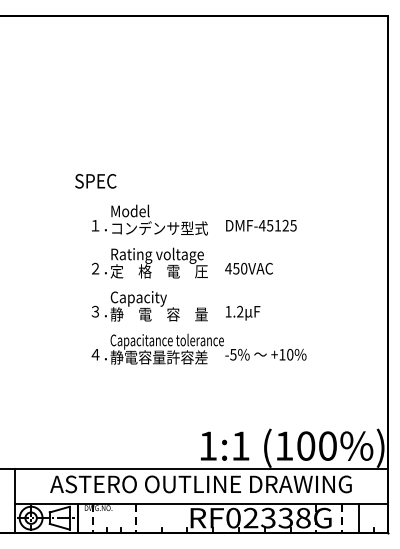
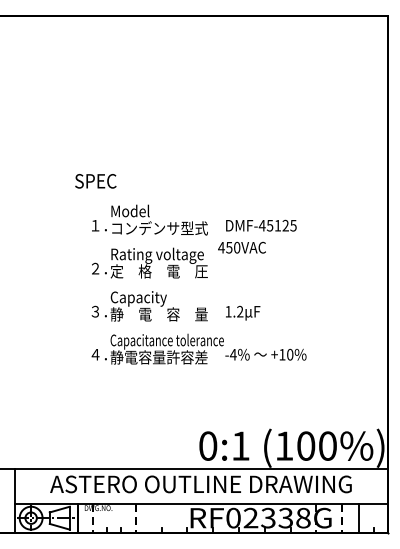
text position: (248, 268) -> (241, 247) (241, 247)
text: -5% -> -4% (232, 354)
text: 1:1 -> 0:1 (208, 445)
